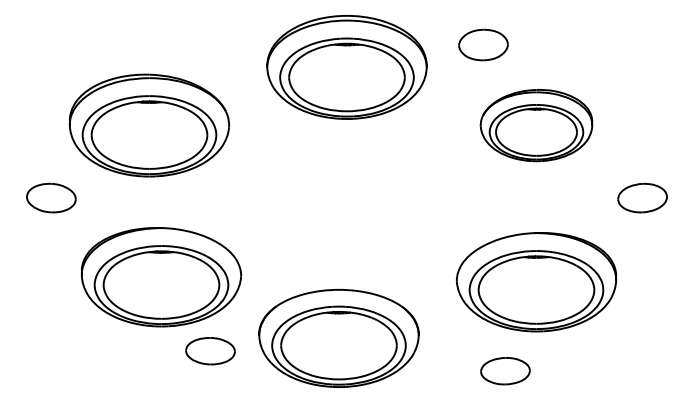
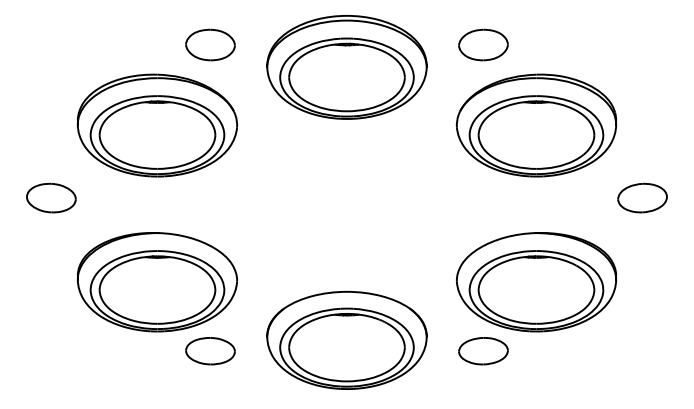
part: none -> present (210, 44)
part position: (149, 125) -> (157, 125) (157, 125)
part size: 115x74 px -> 163x105 px (536, 125)
part position: (161, 277) -> (157, 282) (157, 282)
part position: (338, 337) -> (346, 339) (346, 339)
part position: (505, 371) -> (483, 351) (483, 351)
